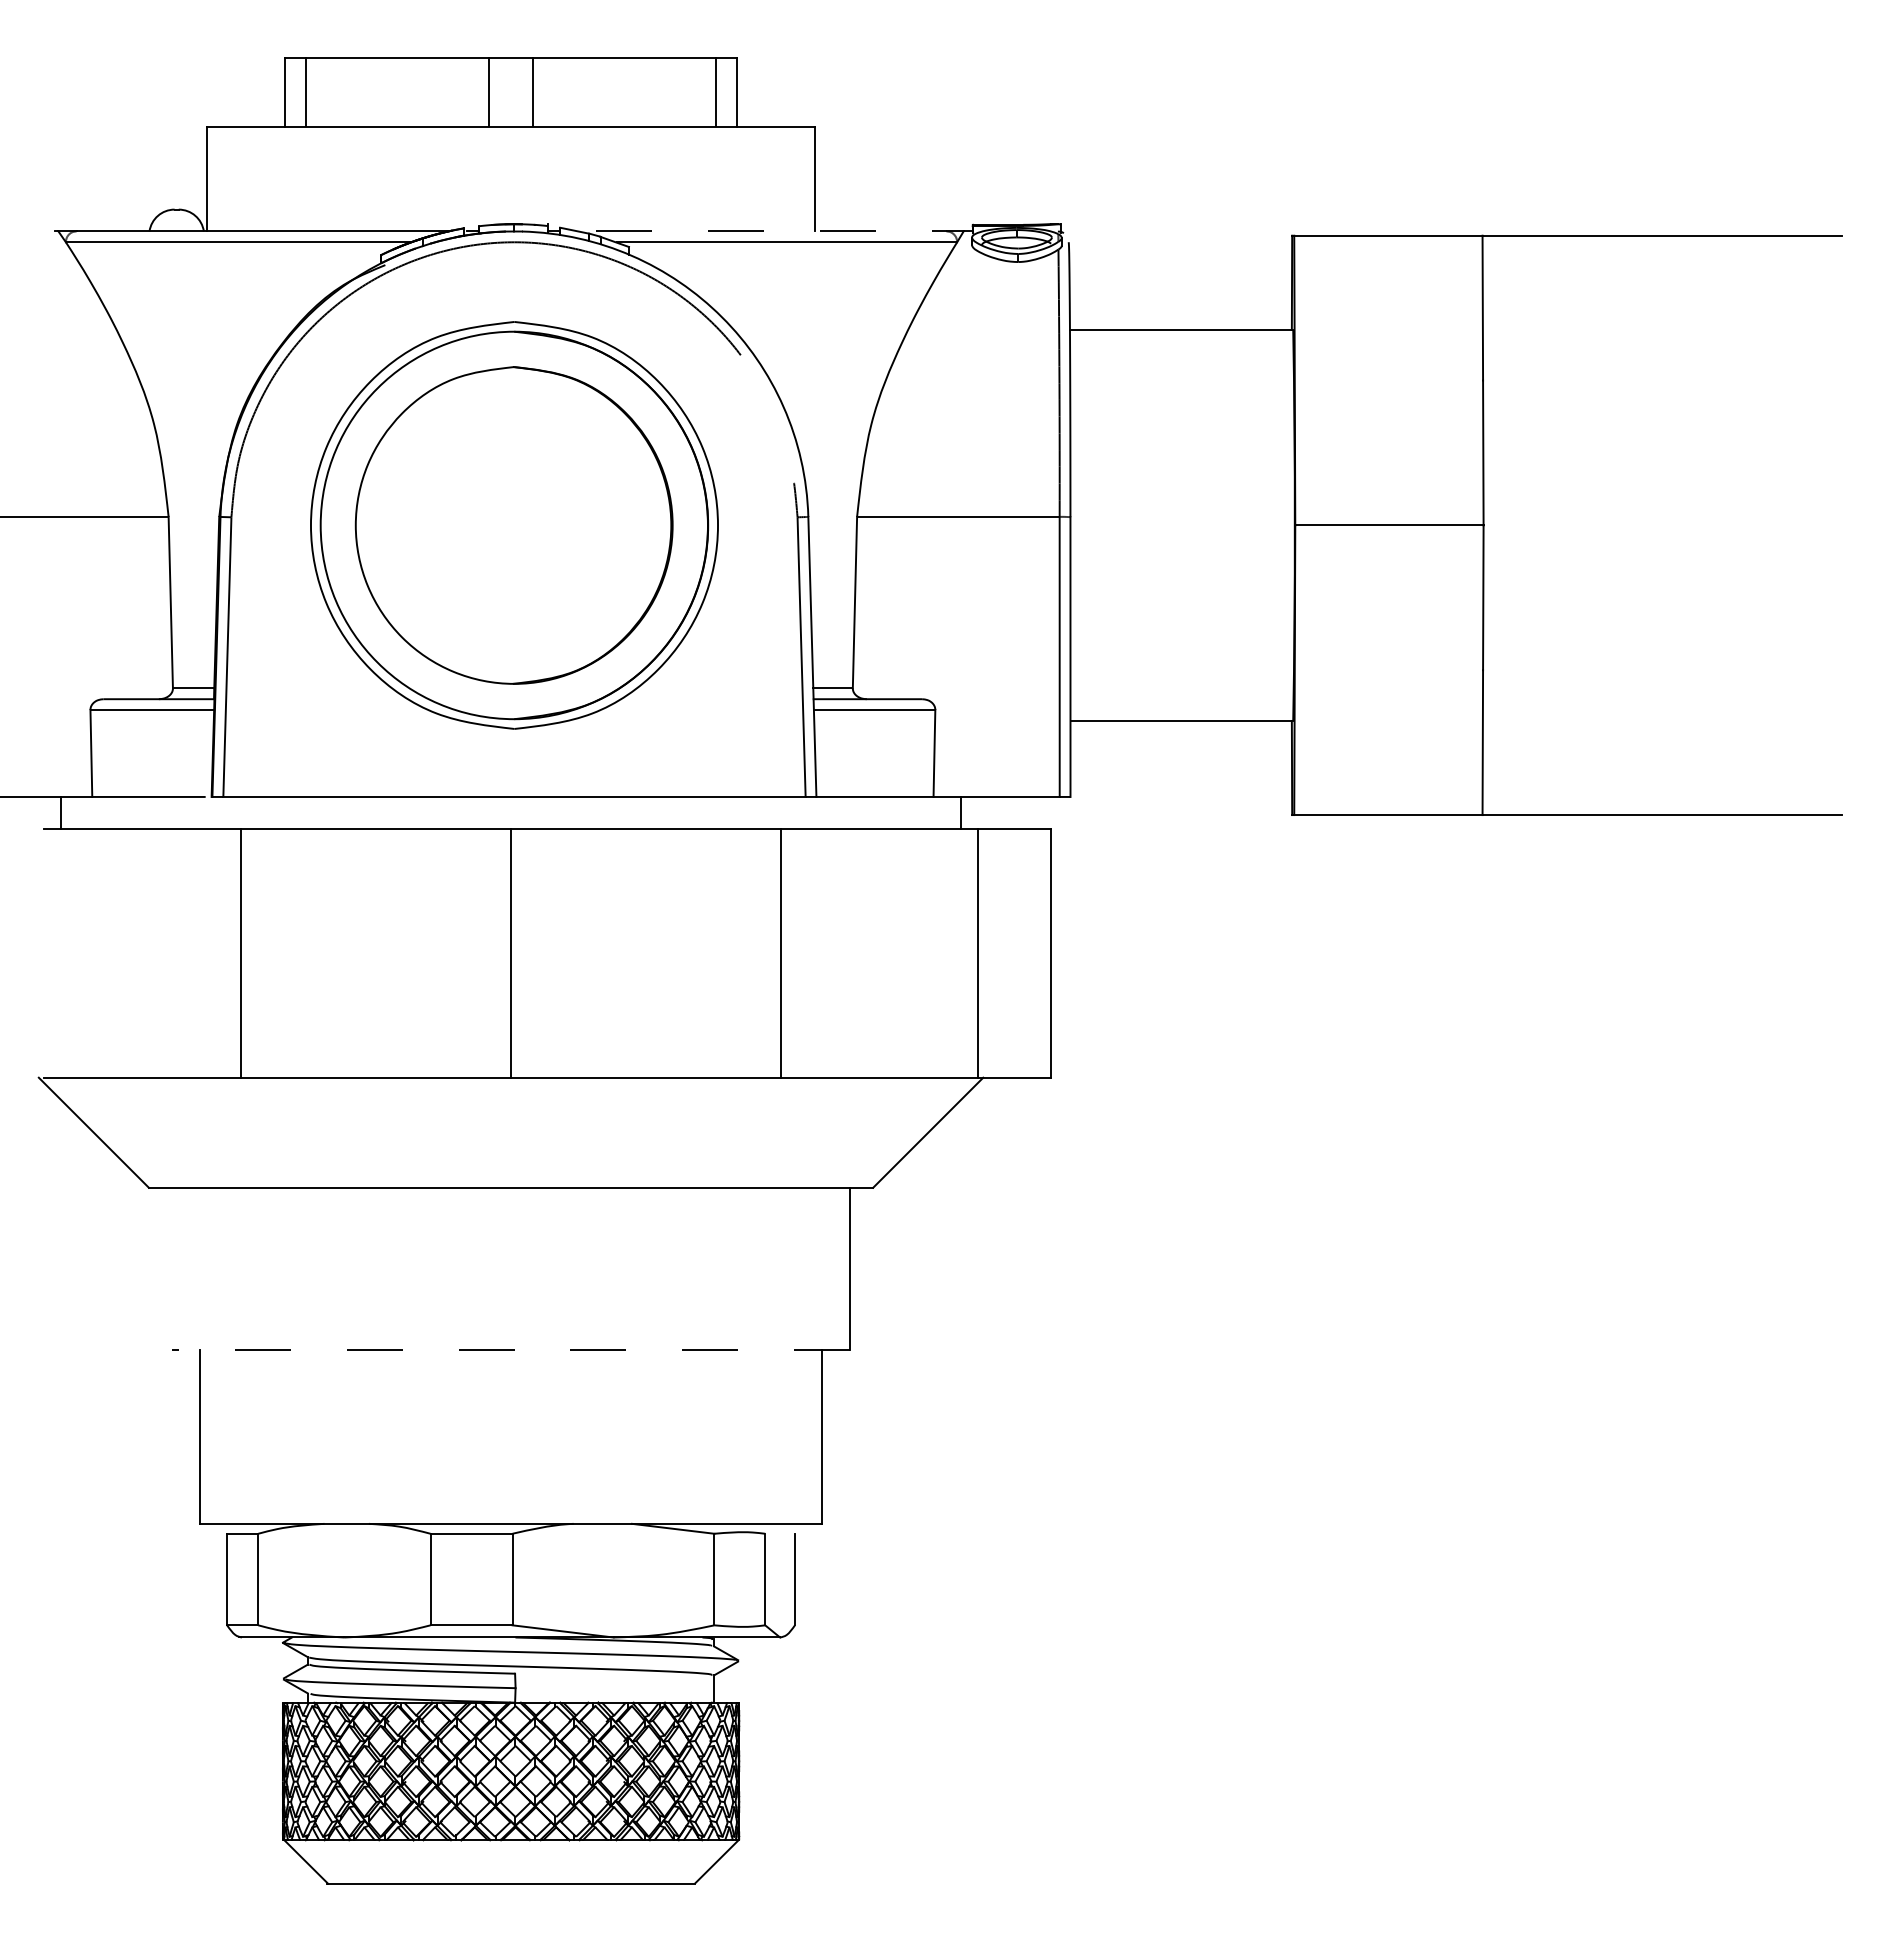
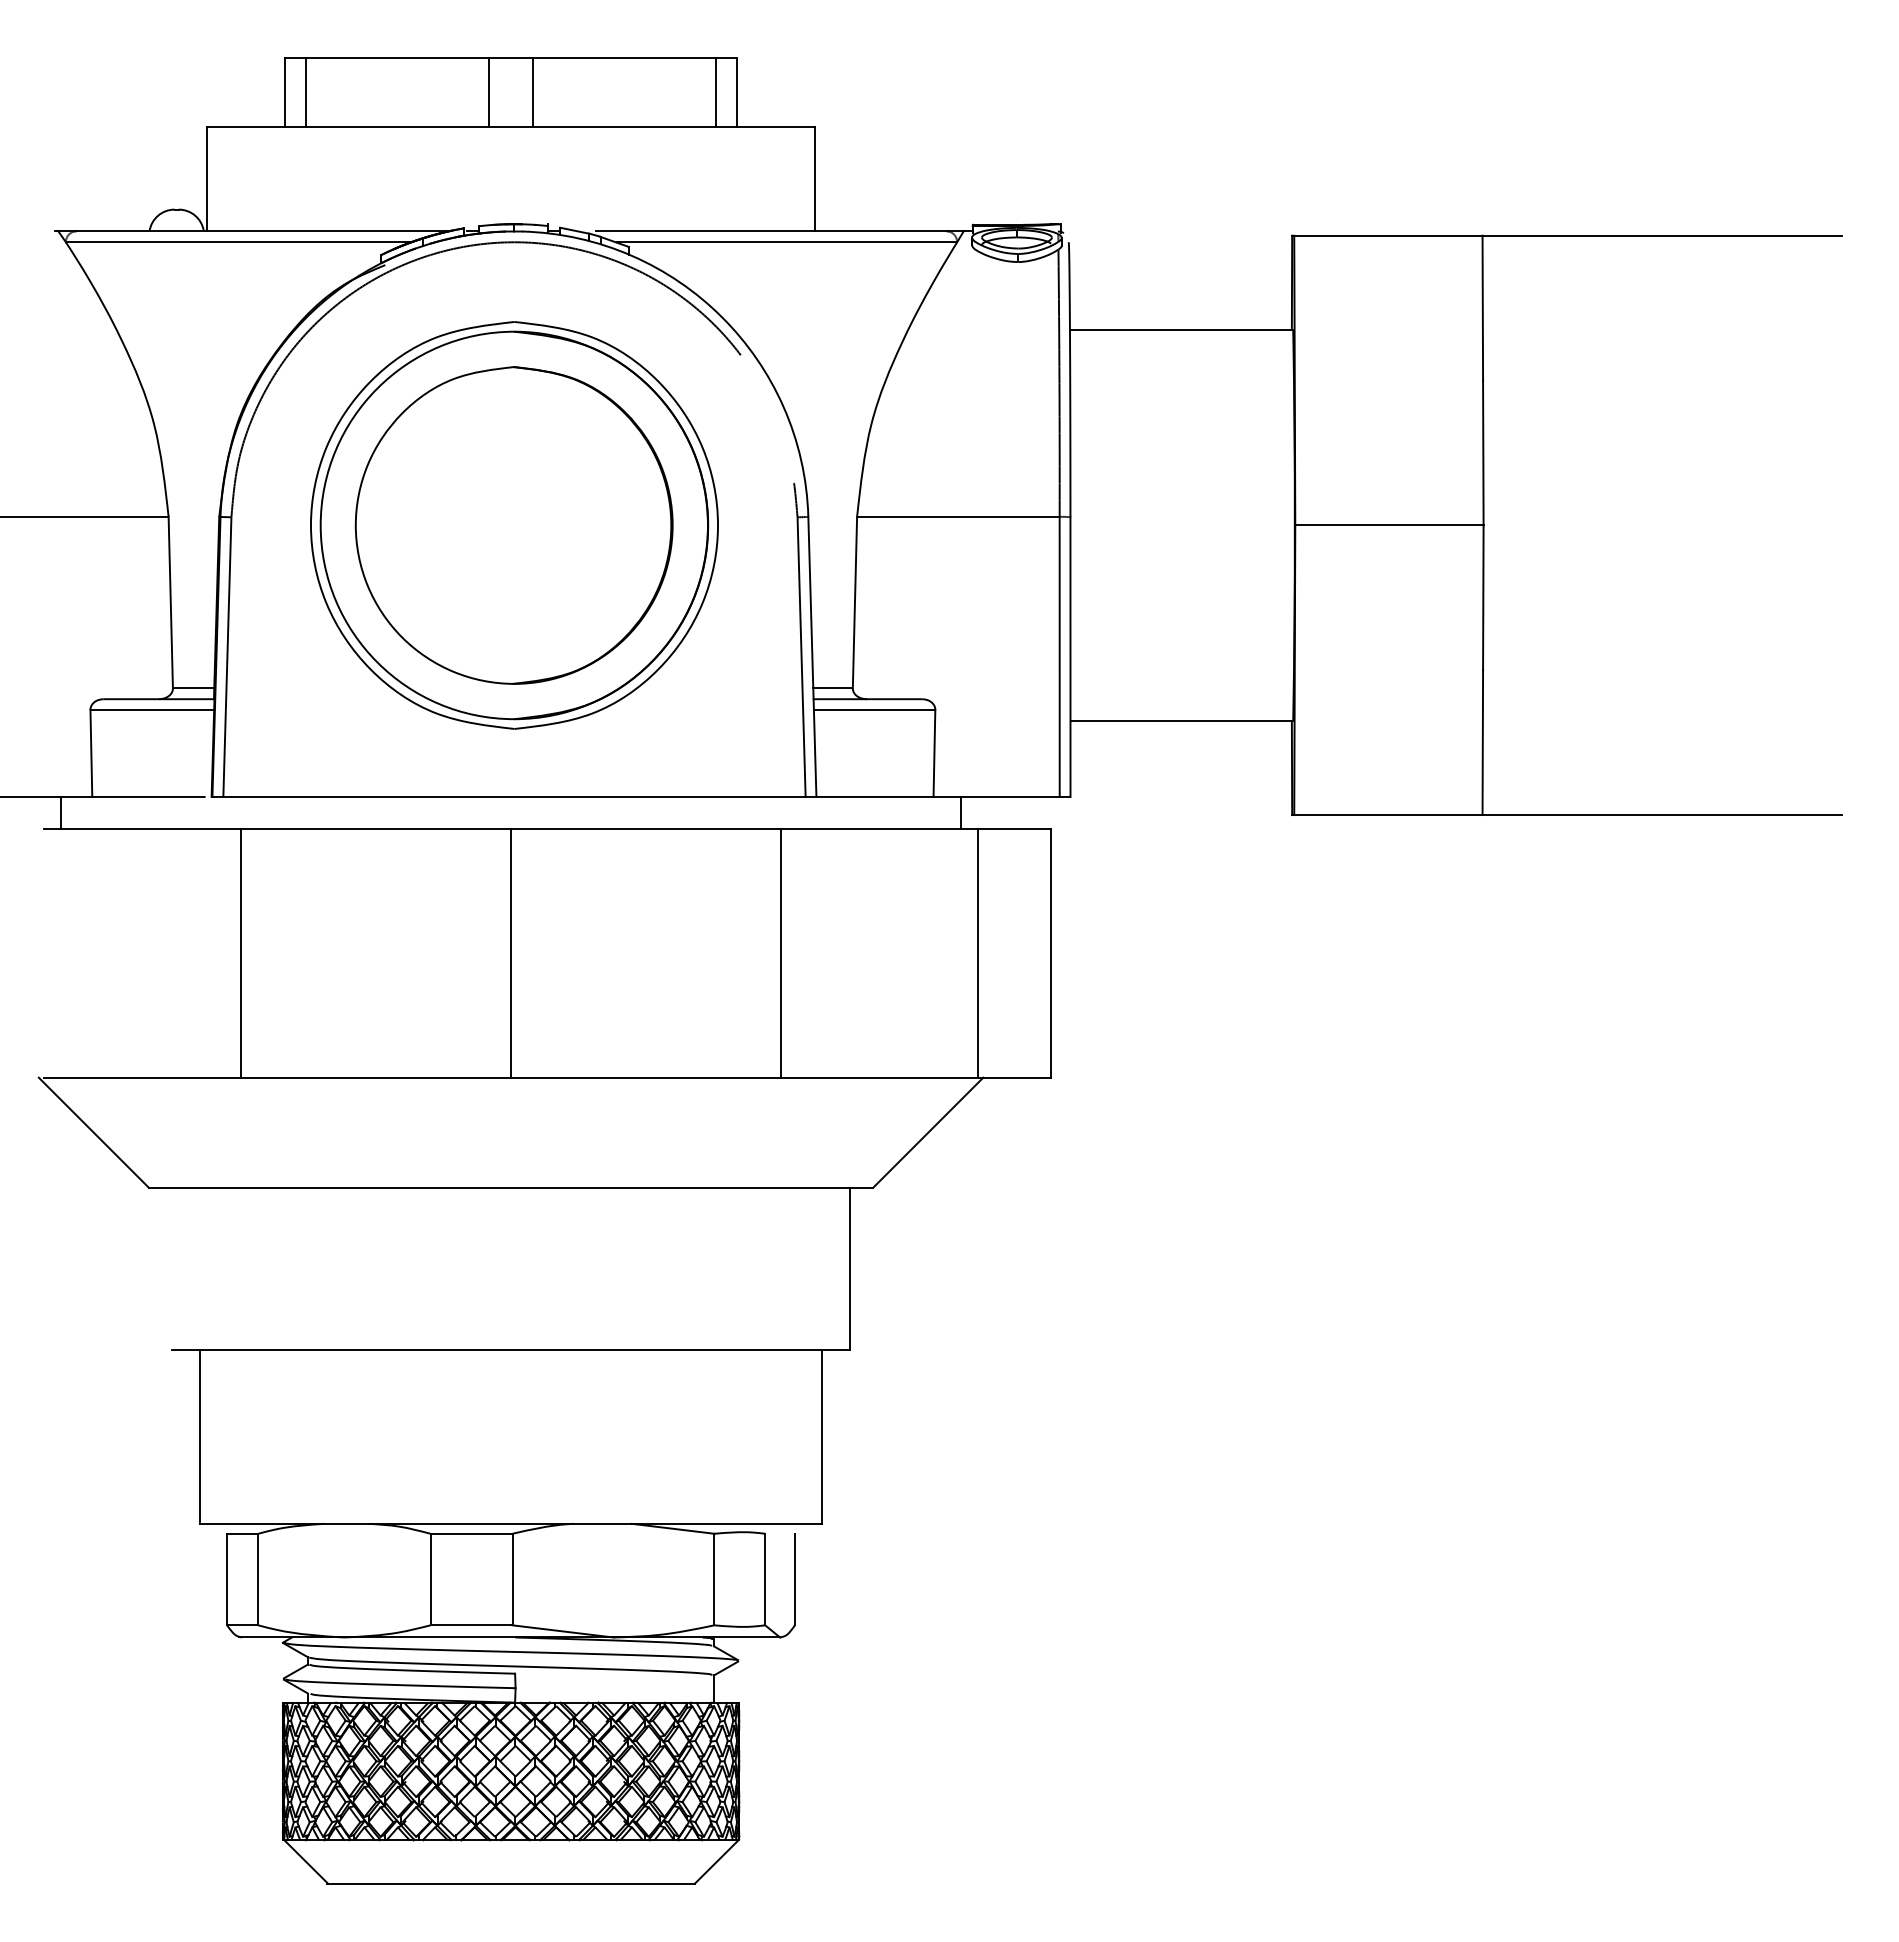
line: dashed -> solid (771, 231)
line: dashed -> solid (511, 1350)
